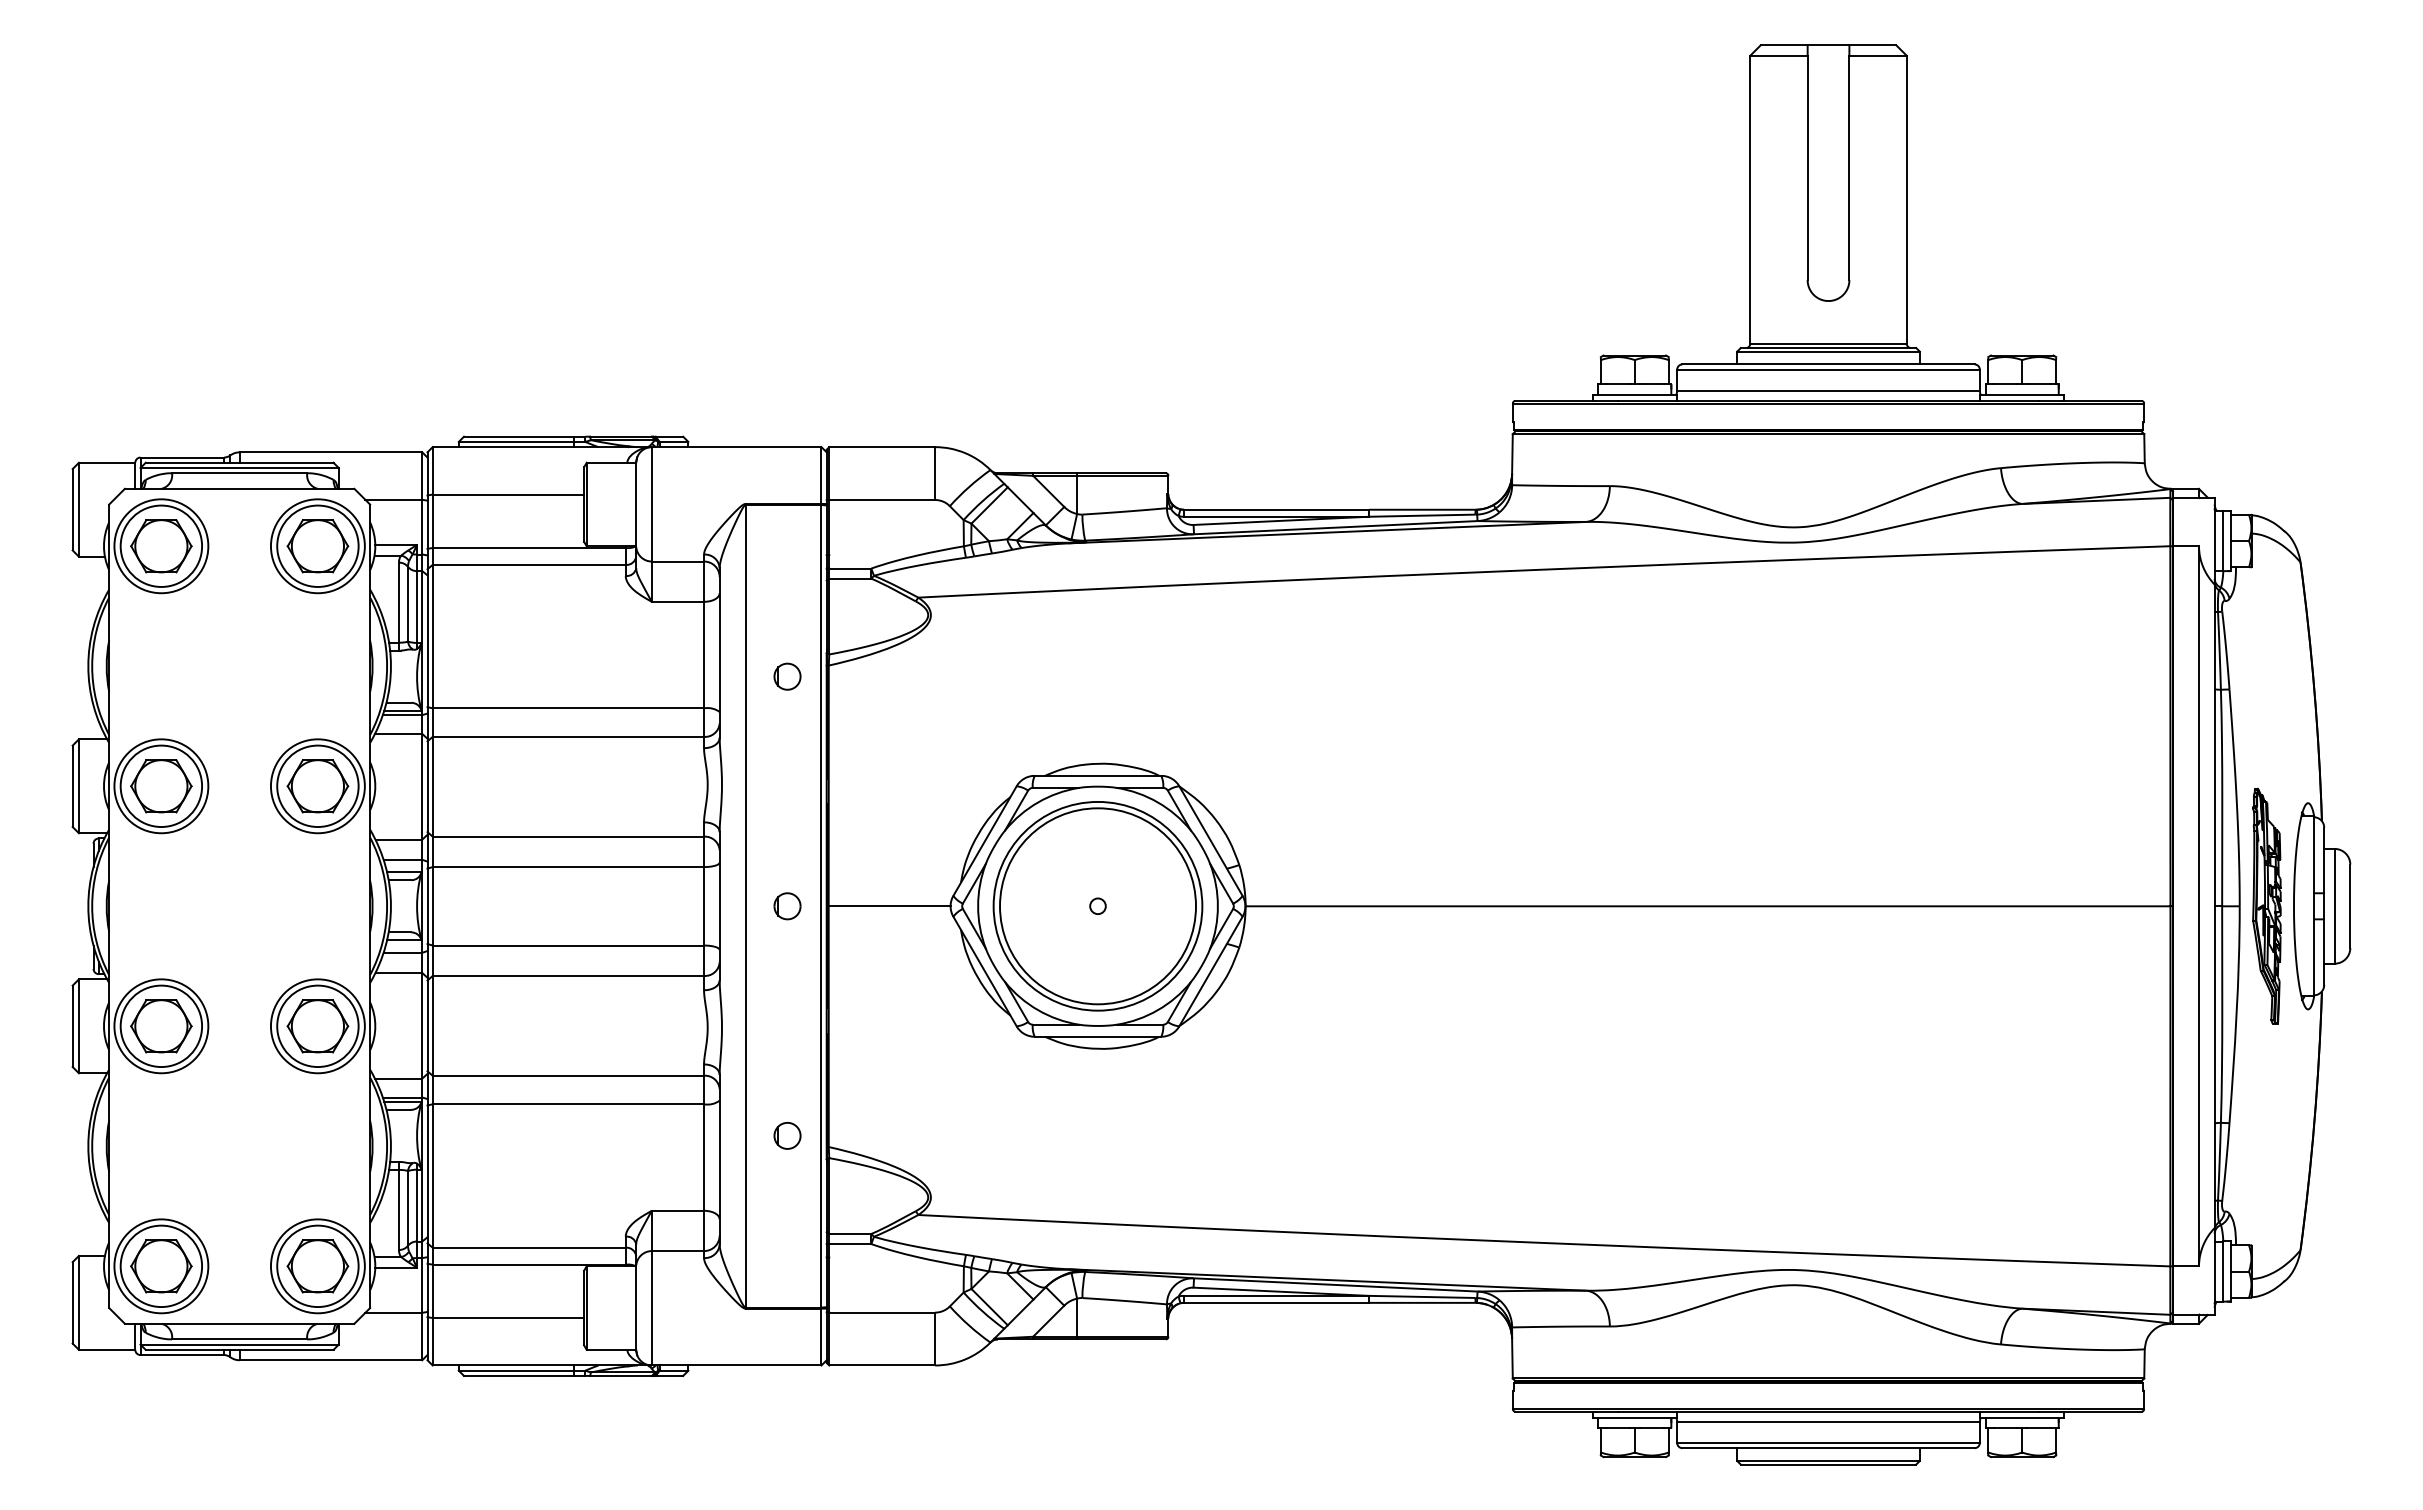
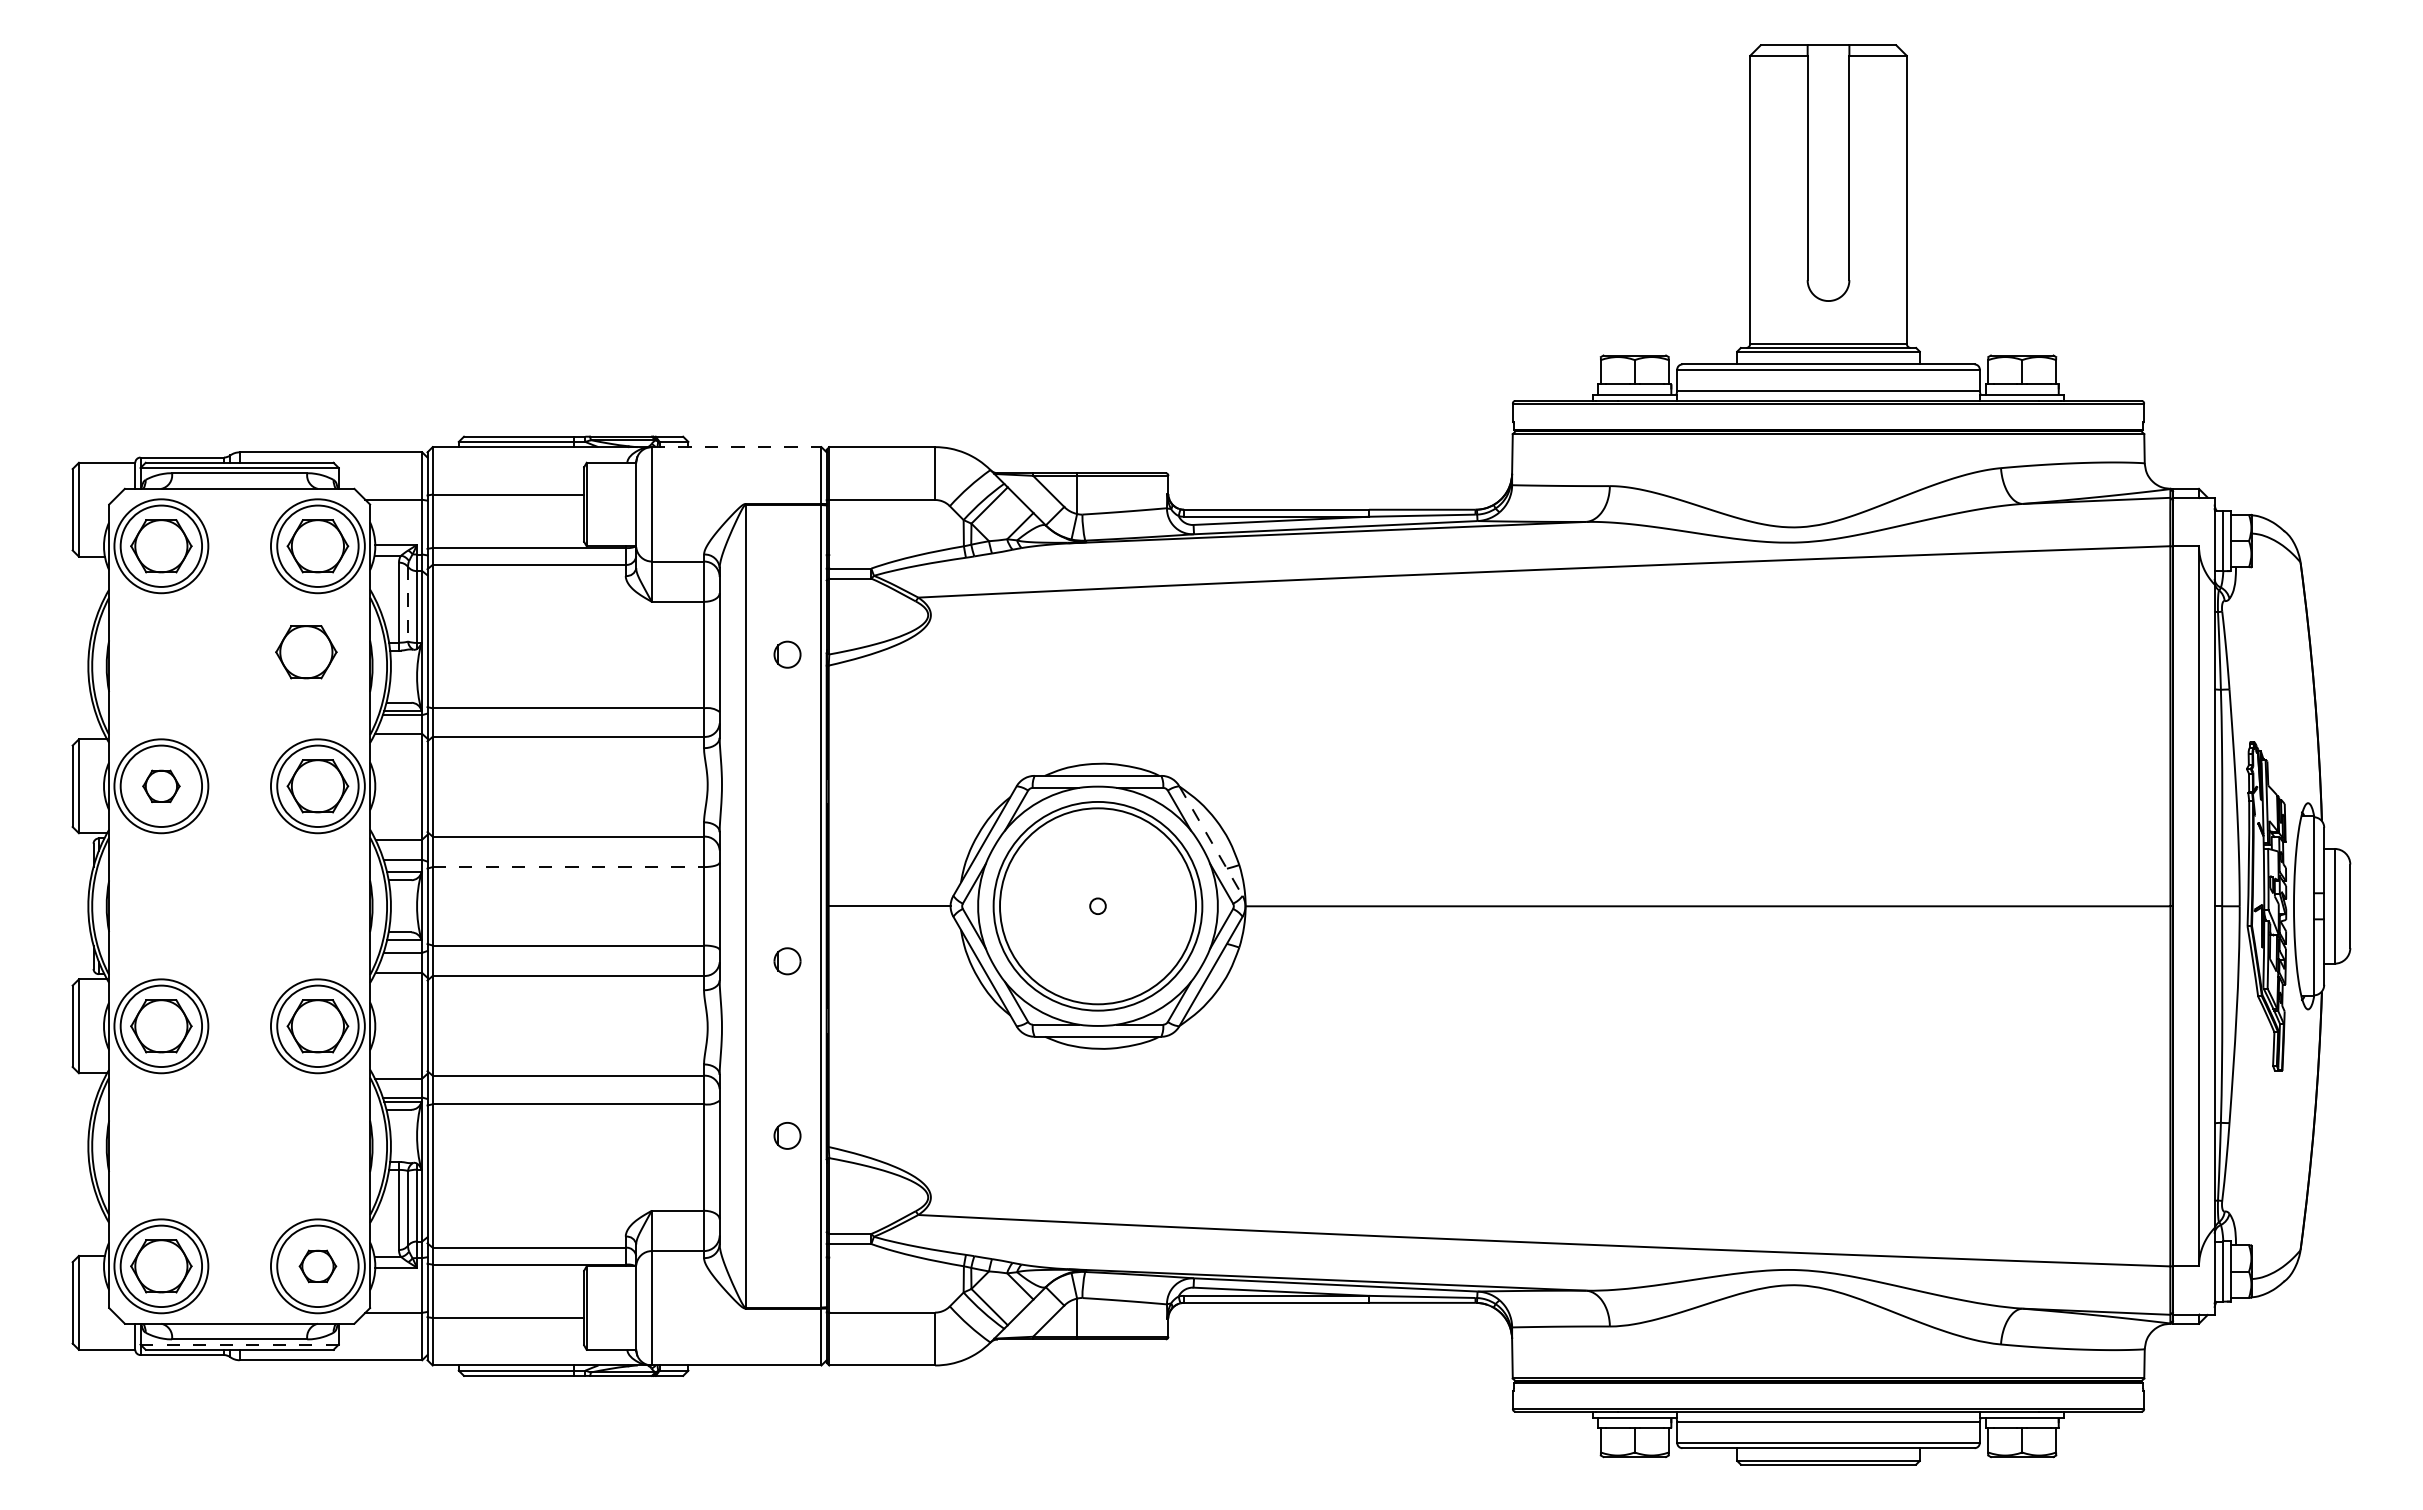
line: solid -> dashed (736, 447)
line: solid -> dashed (408, 604)
part: none -> present (306, 652)
part position: (787, 676) -> (787, 654) (787, 654)
part size: 63x55 px -> 39x35 px (161, 786)
line: solid -> dashed (1211, 841)
line: solid -> dashed (568, 867)
part size: 30x238 px -> 42x331 px (2266, 906)
part position: (787, 906) -> (787, 961) (787, 961)
part size: 64x55 px -> 40x35 px (317, 1266)
line: solid -> dashed (239, 1344)
